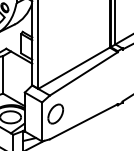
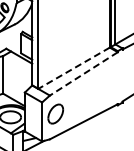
line: solid -> dashed (73, 68)
line: solid -> dashed (83, 74)
